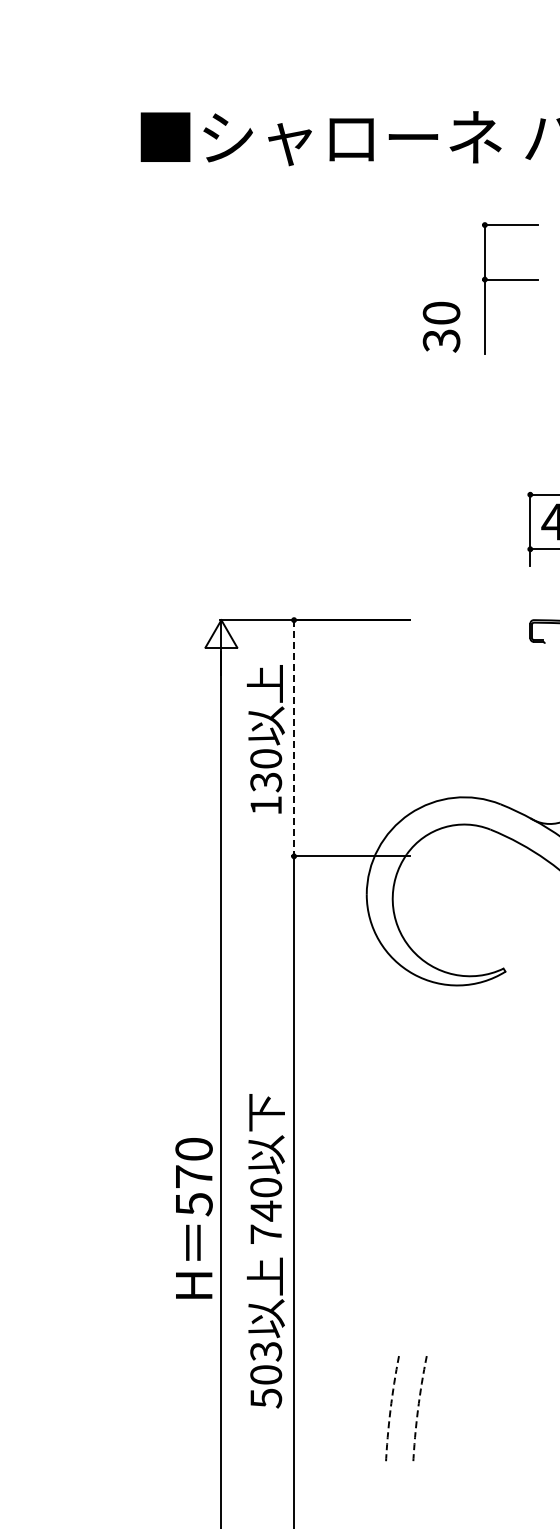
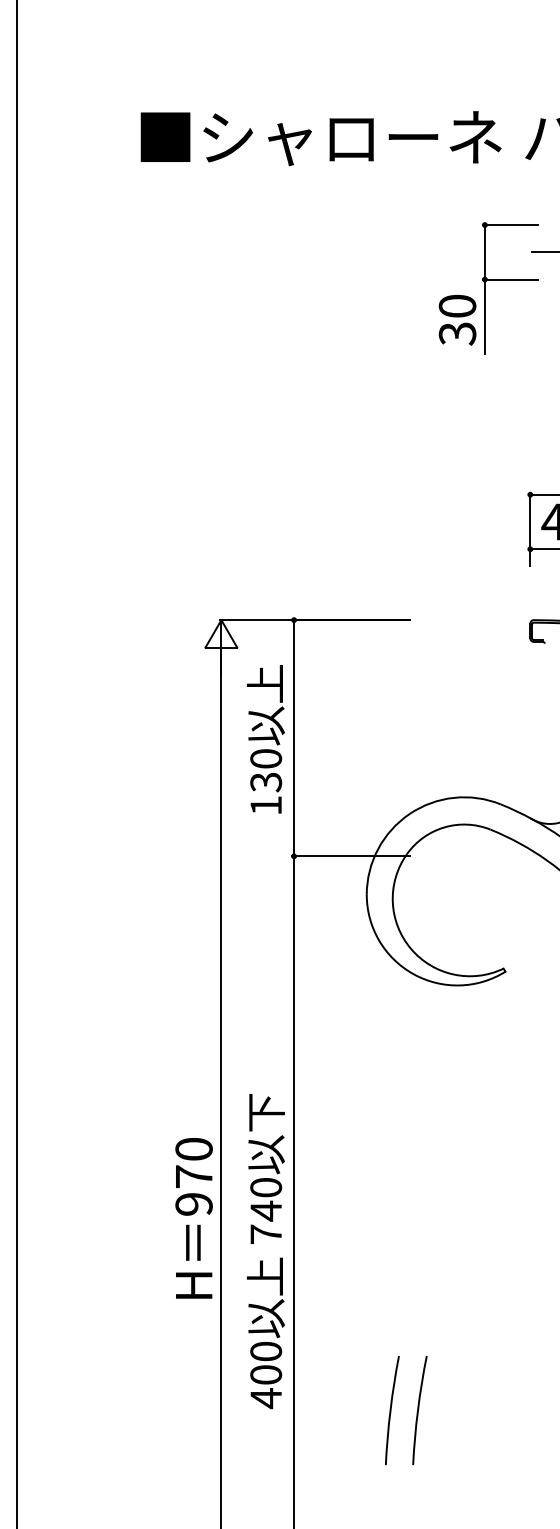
line: none -> present (543, 252)
text position: (441, 326) -> (457, 319) (457, 319)
line: dashed -> solid (294, 738)
line: none -> present (16, 763)
text: 570 -> 970 (193, 1204)
text: 503 -> 400 (266, 1375)
arc: dashed -> solid (390, 1410)
arc: dashed -> solid (417, 1410)
